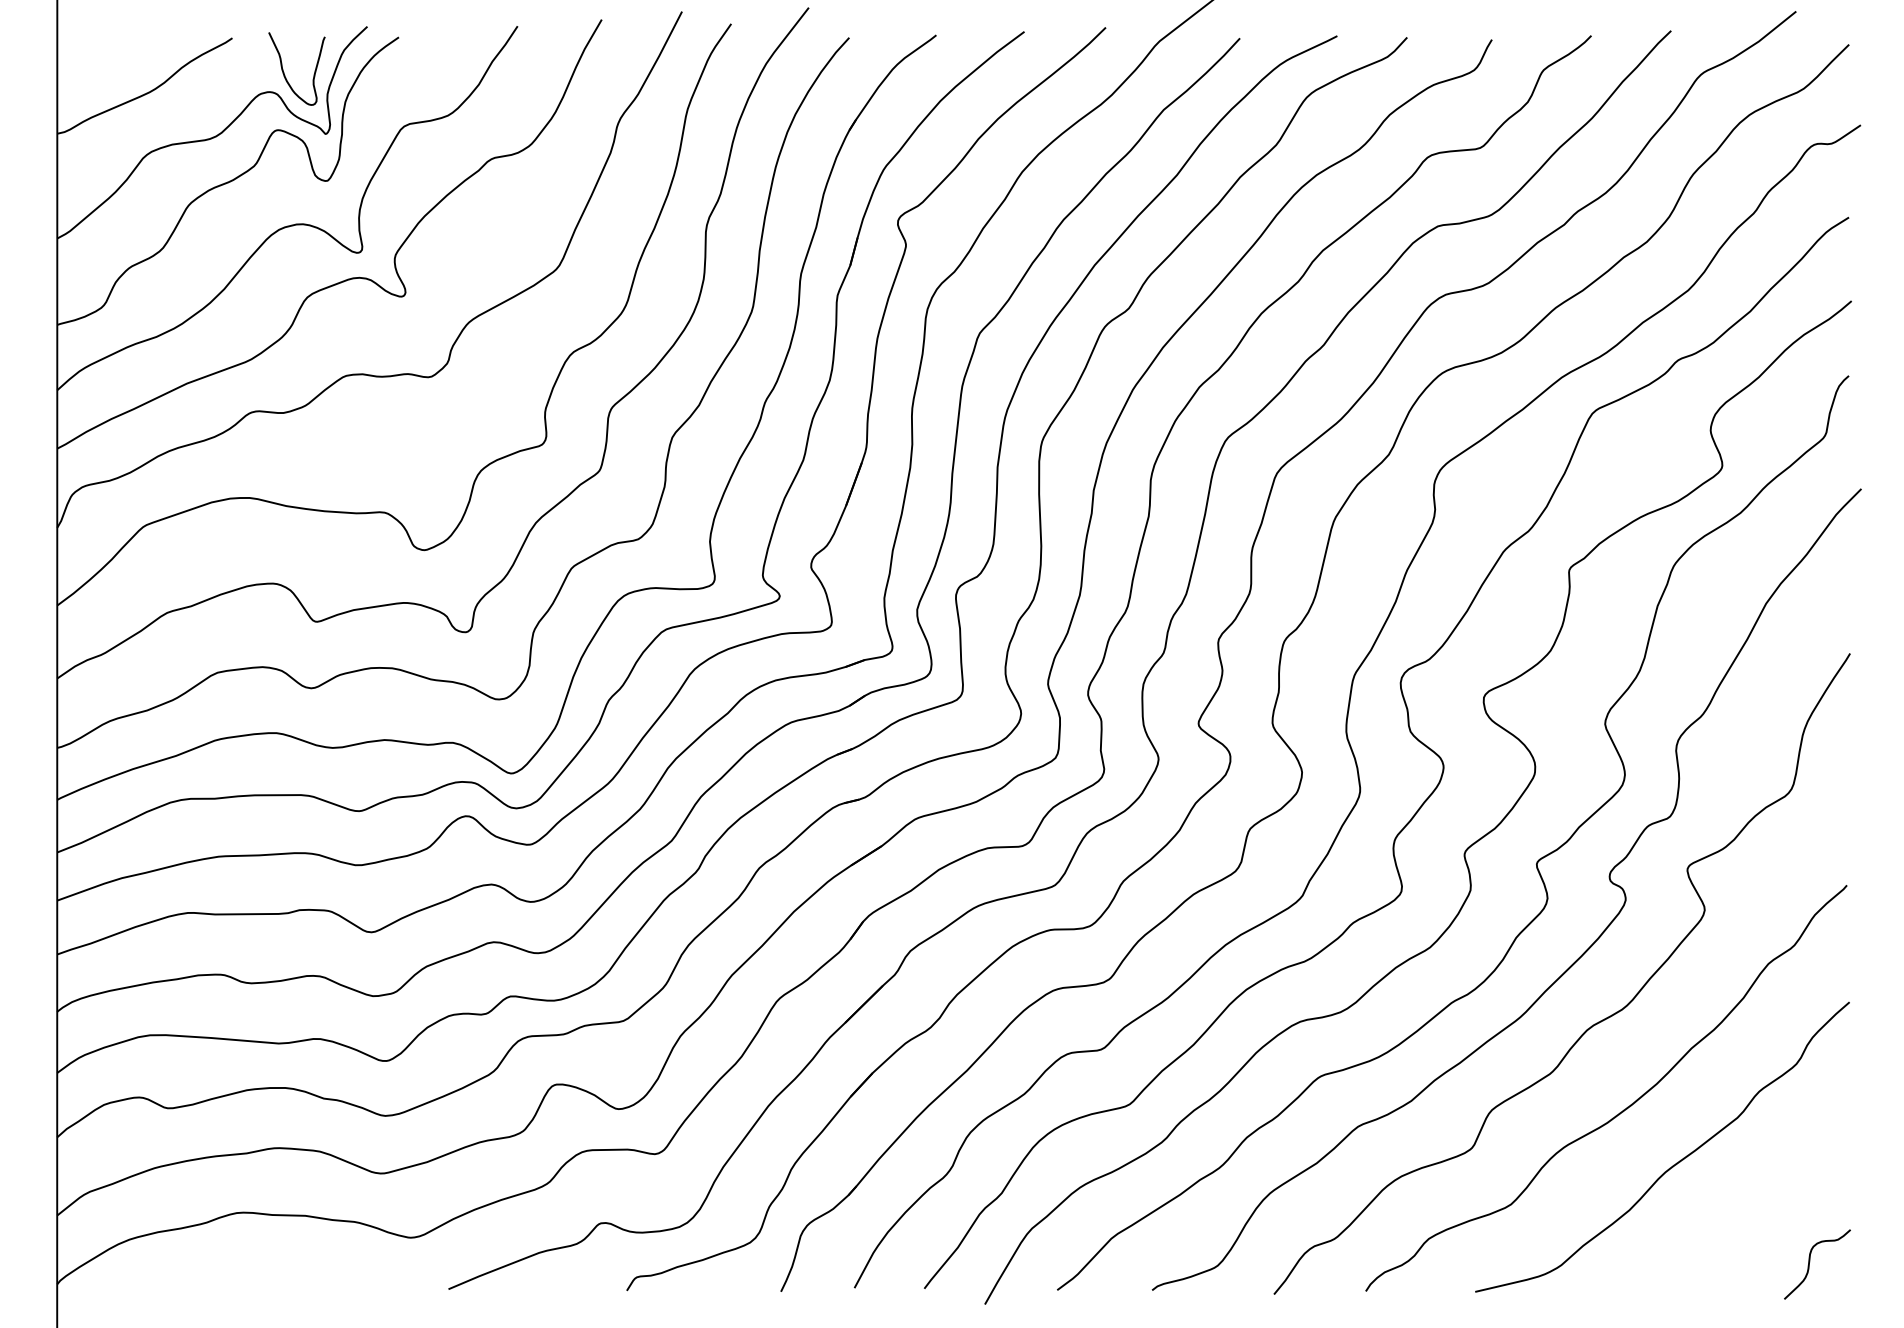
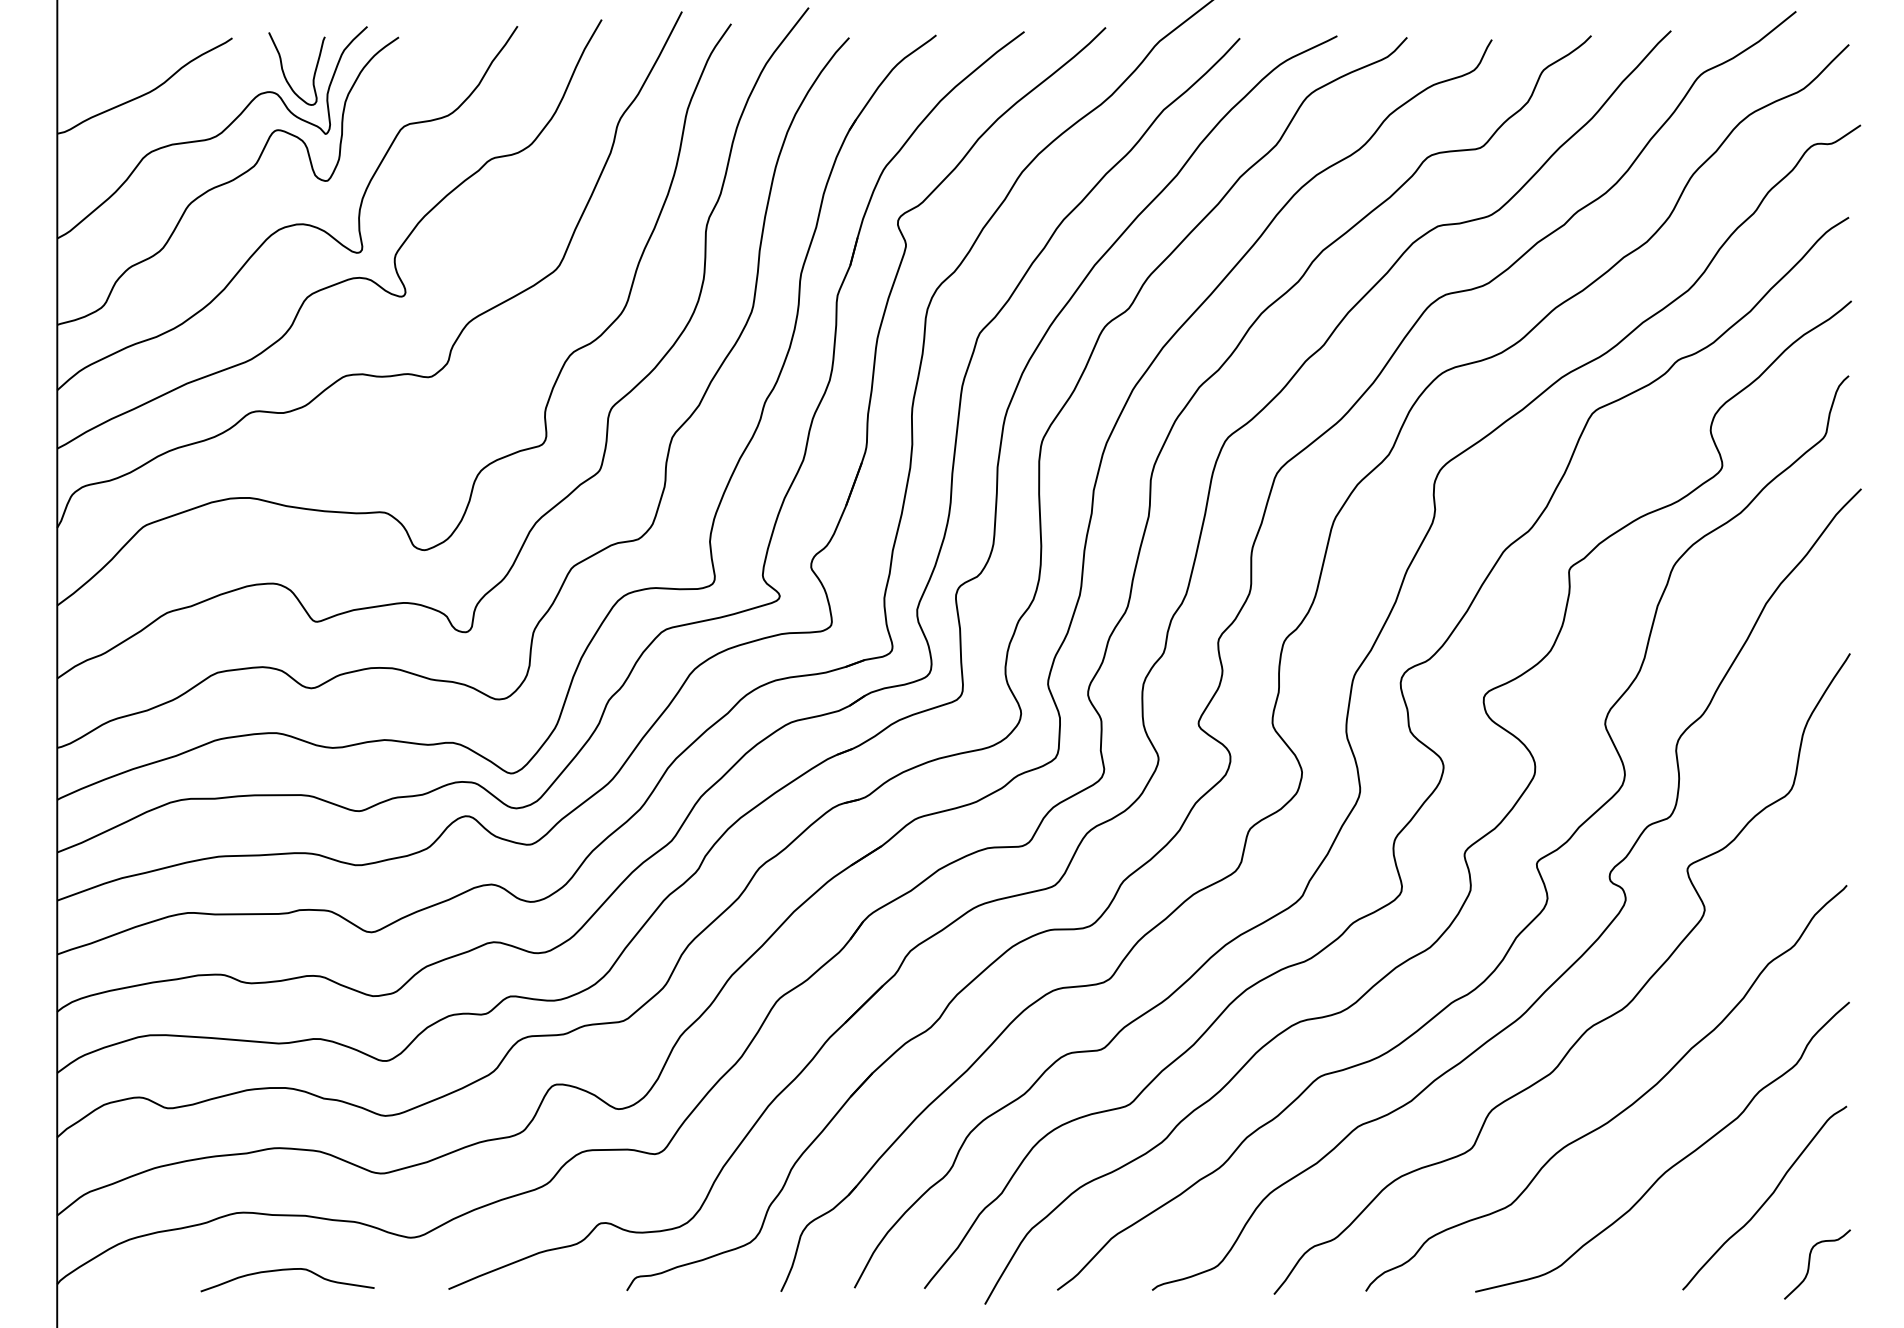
curve: none -> present (1766, 1199)
curve: none -> present (287, 1270)
